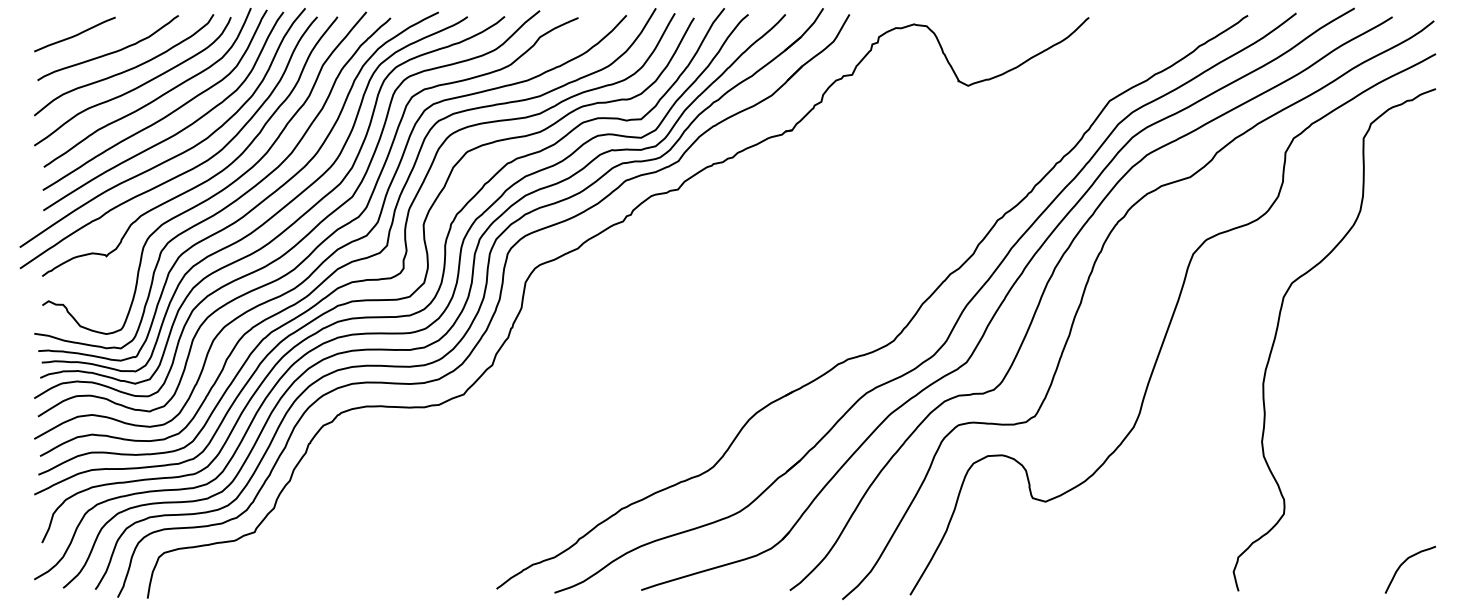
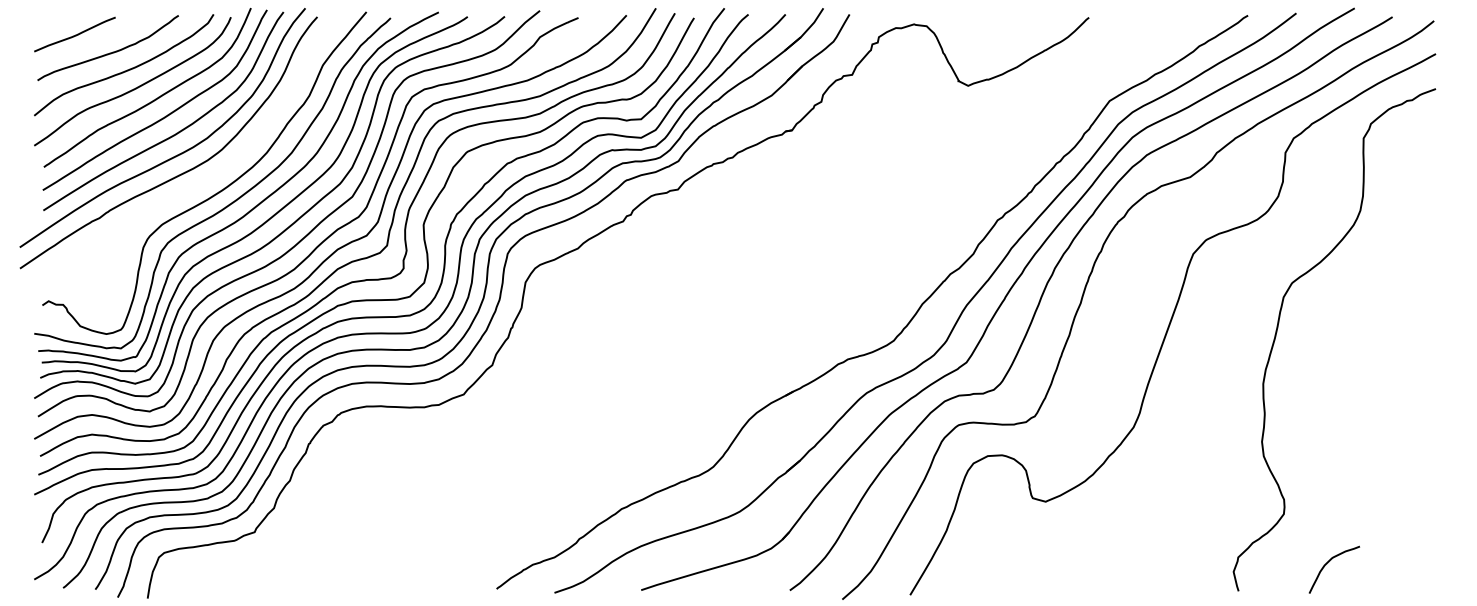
curve: present -> none (211, 176)
curve position: (1404, 563) -> (1328, 563) (1328, 563)
